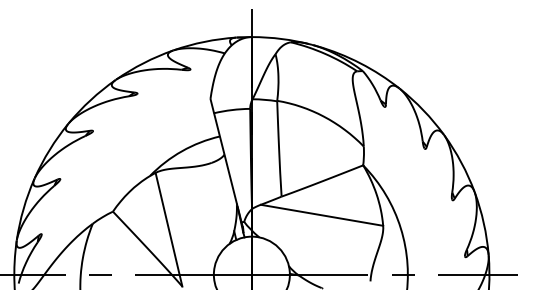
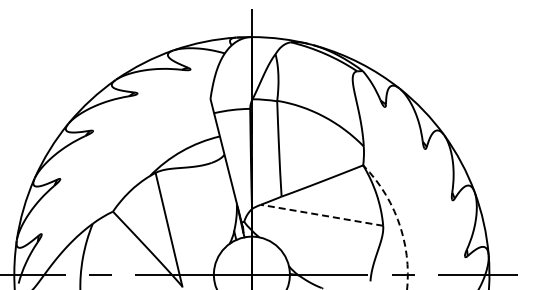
line: solid -> dashed (321, 215)
arc: solid -> dashed (398, 222)
